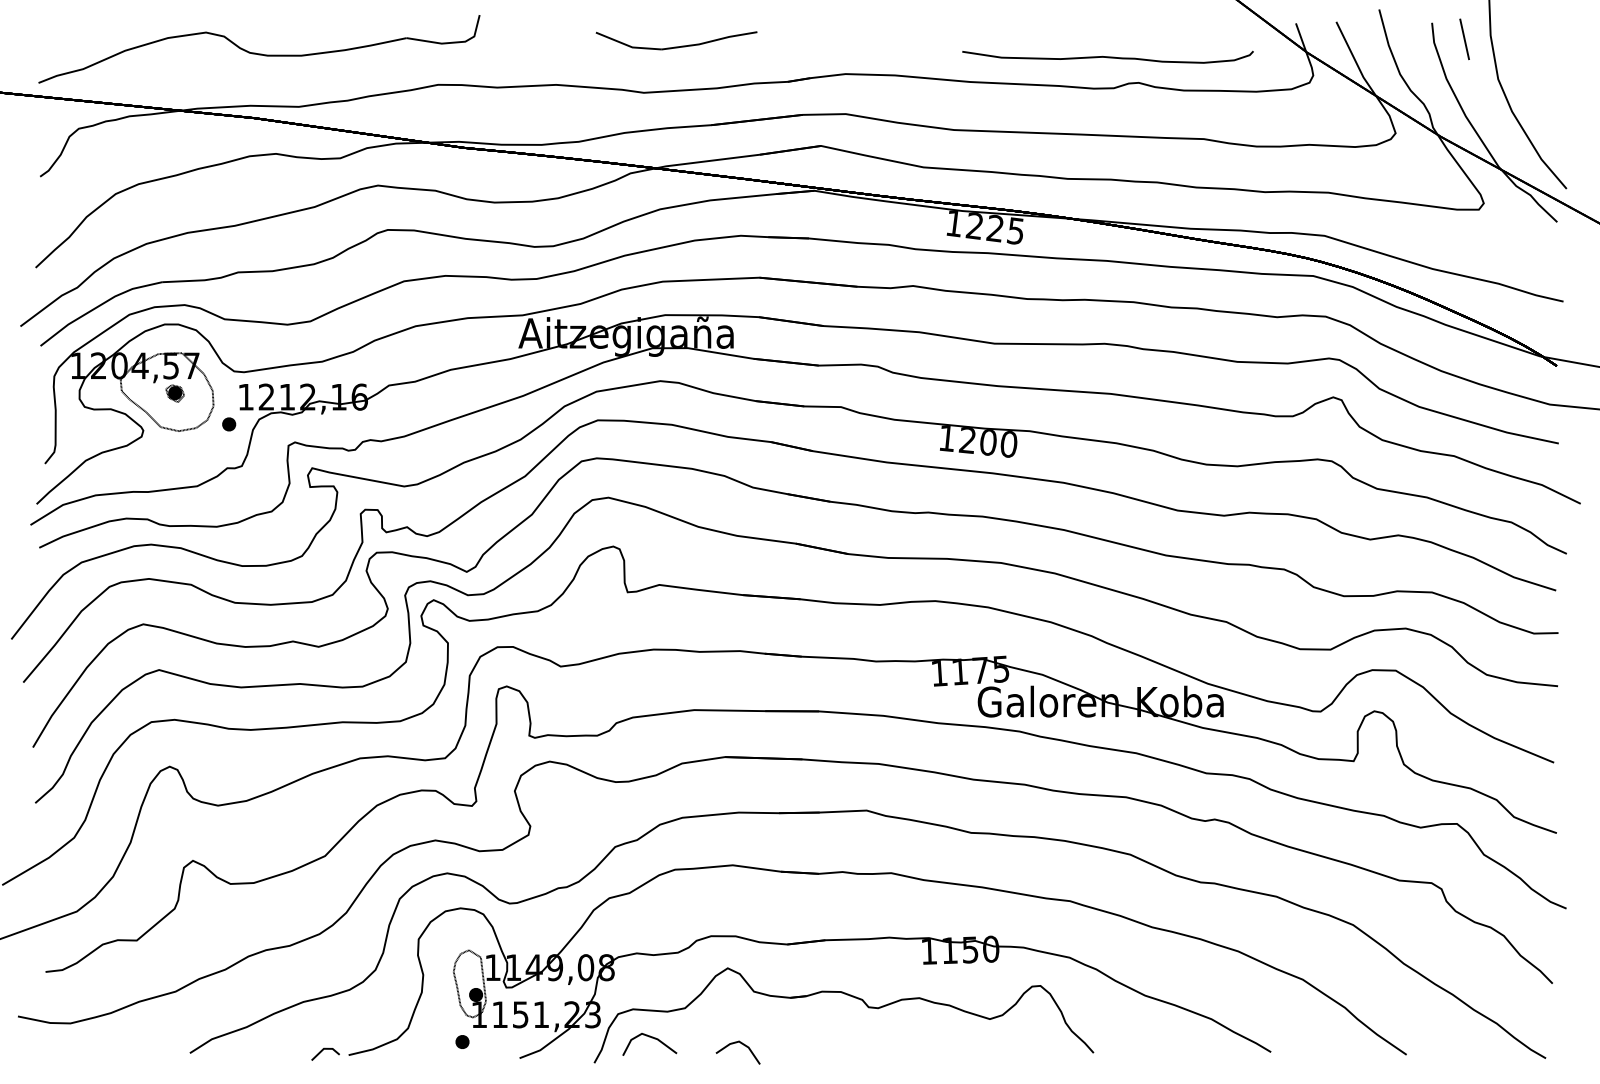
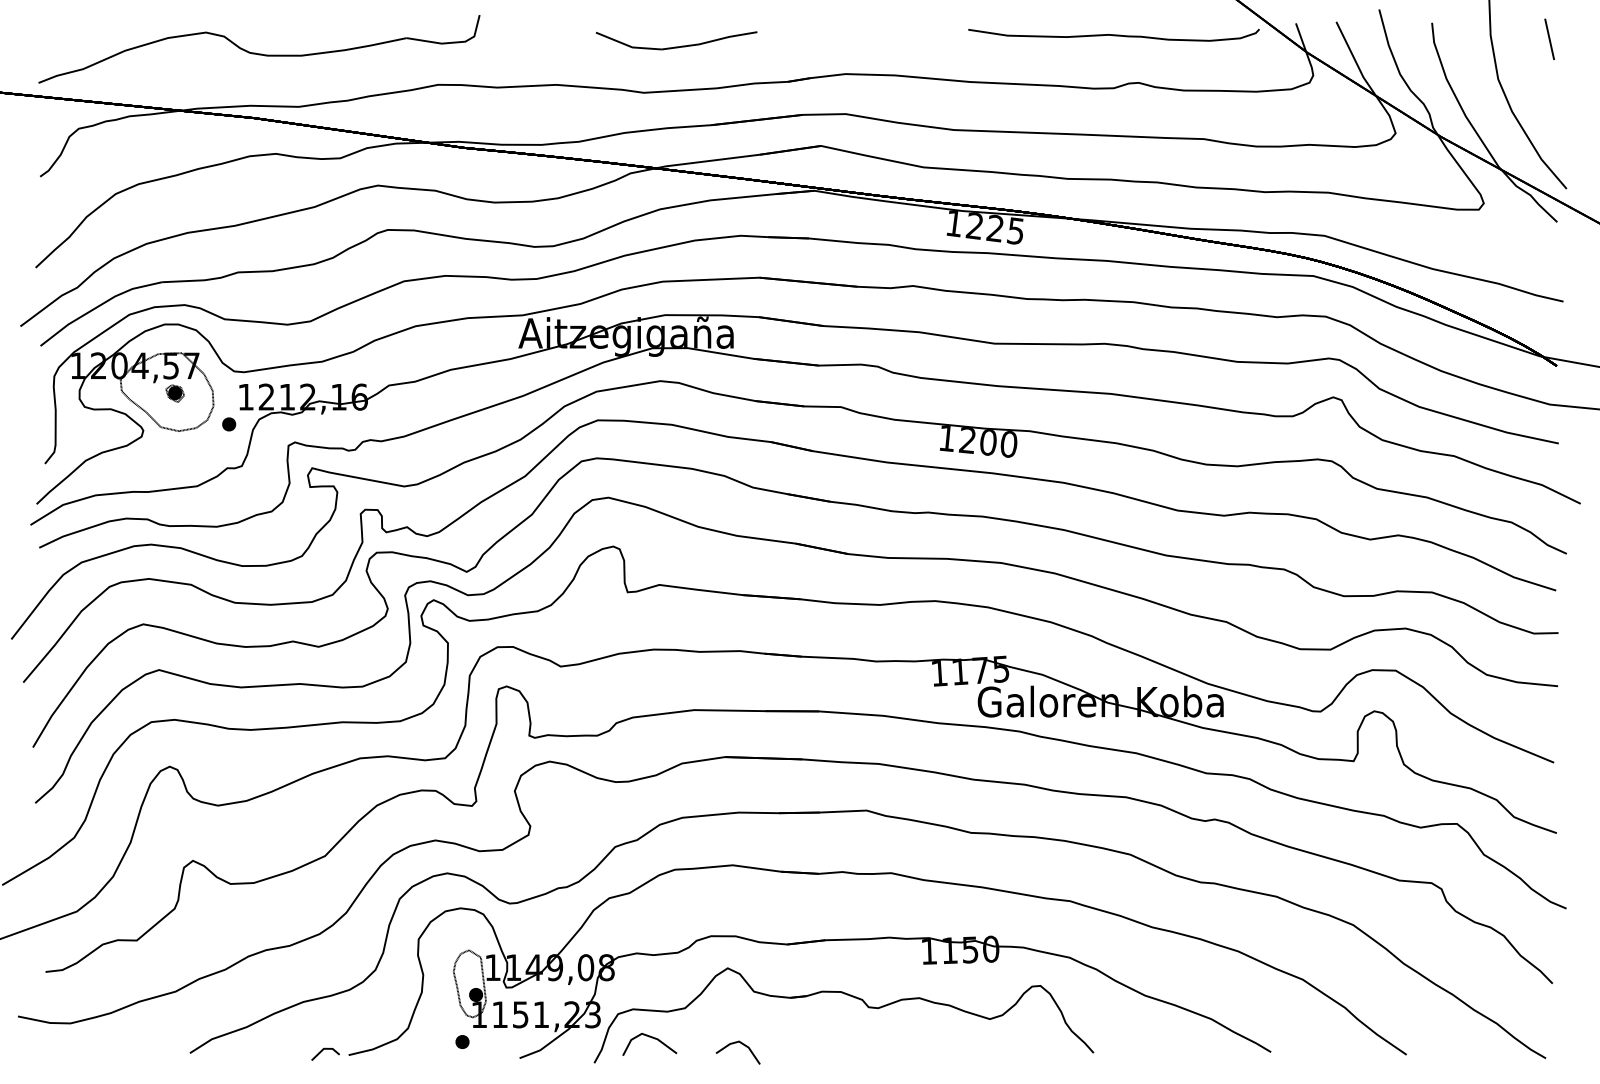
line position: (1464, 39) -> (1549, 39) (1549, 39)
curve position: (1107, 56) -> (1113, 34) (1113, 34)
